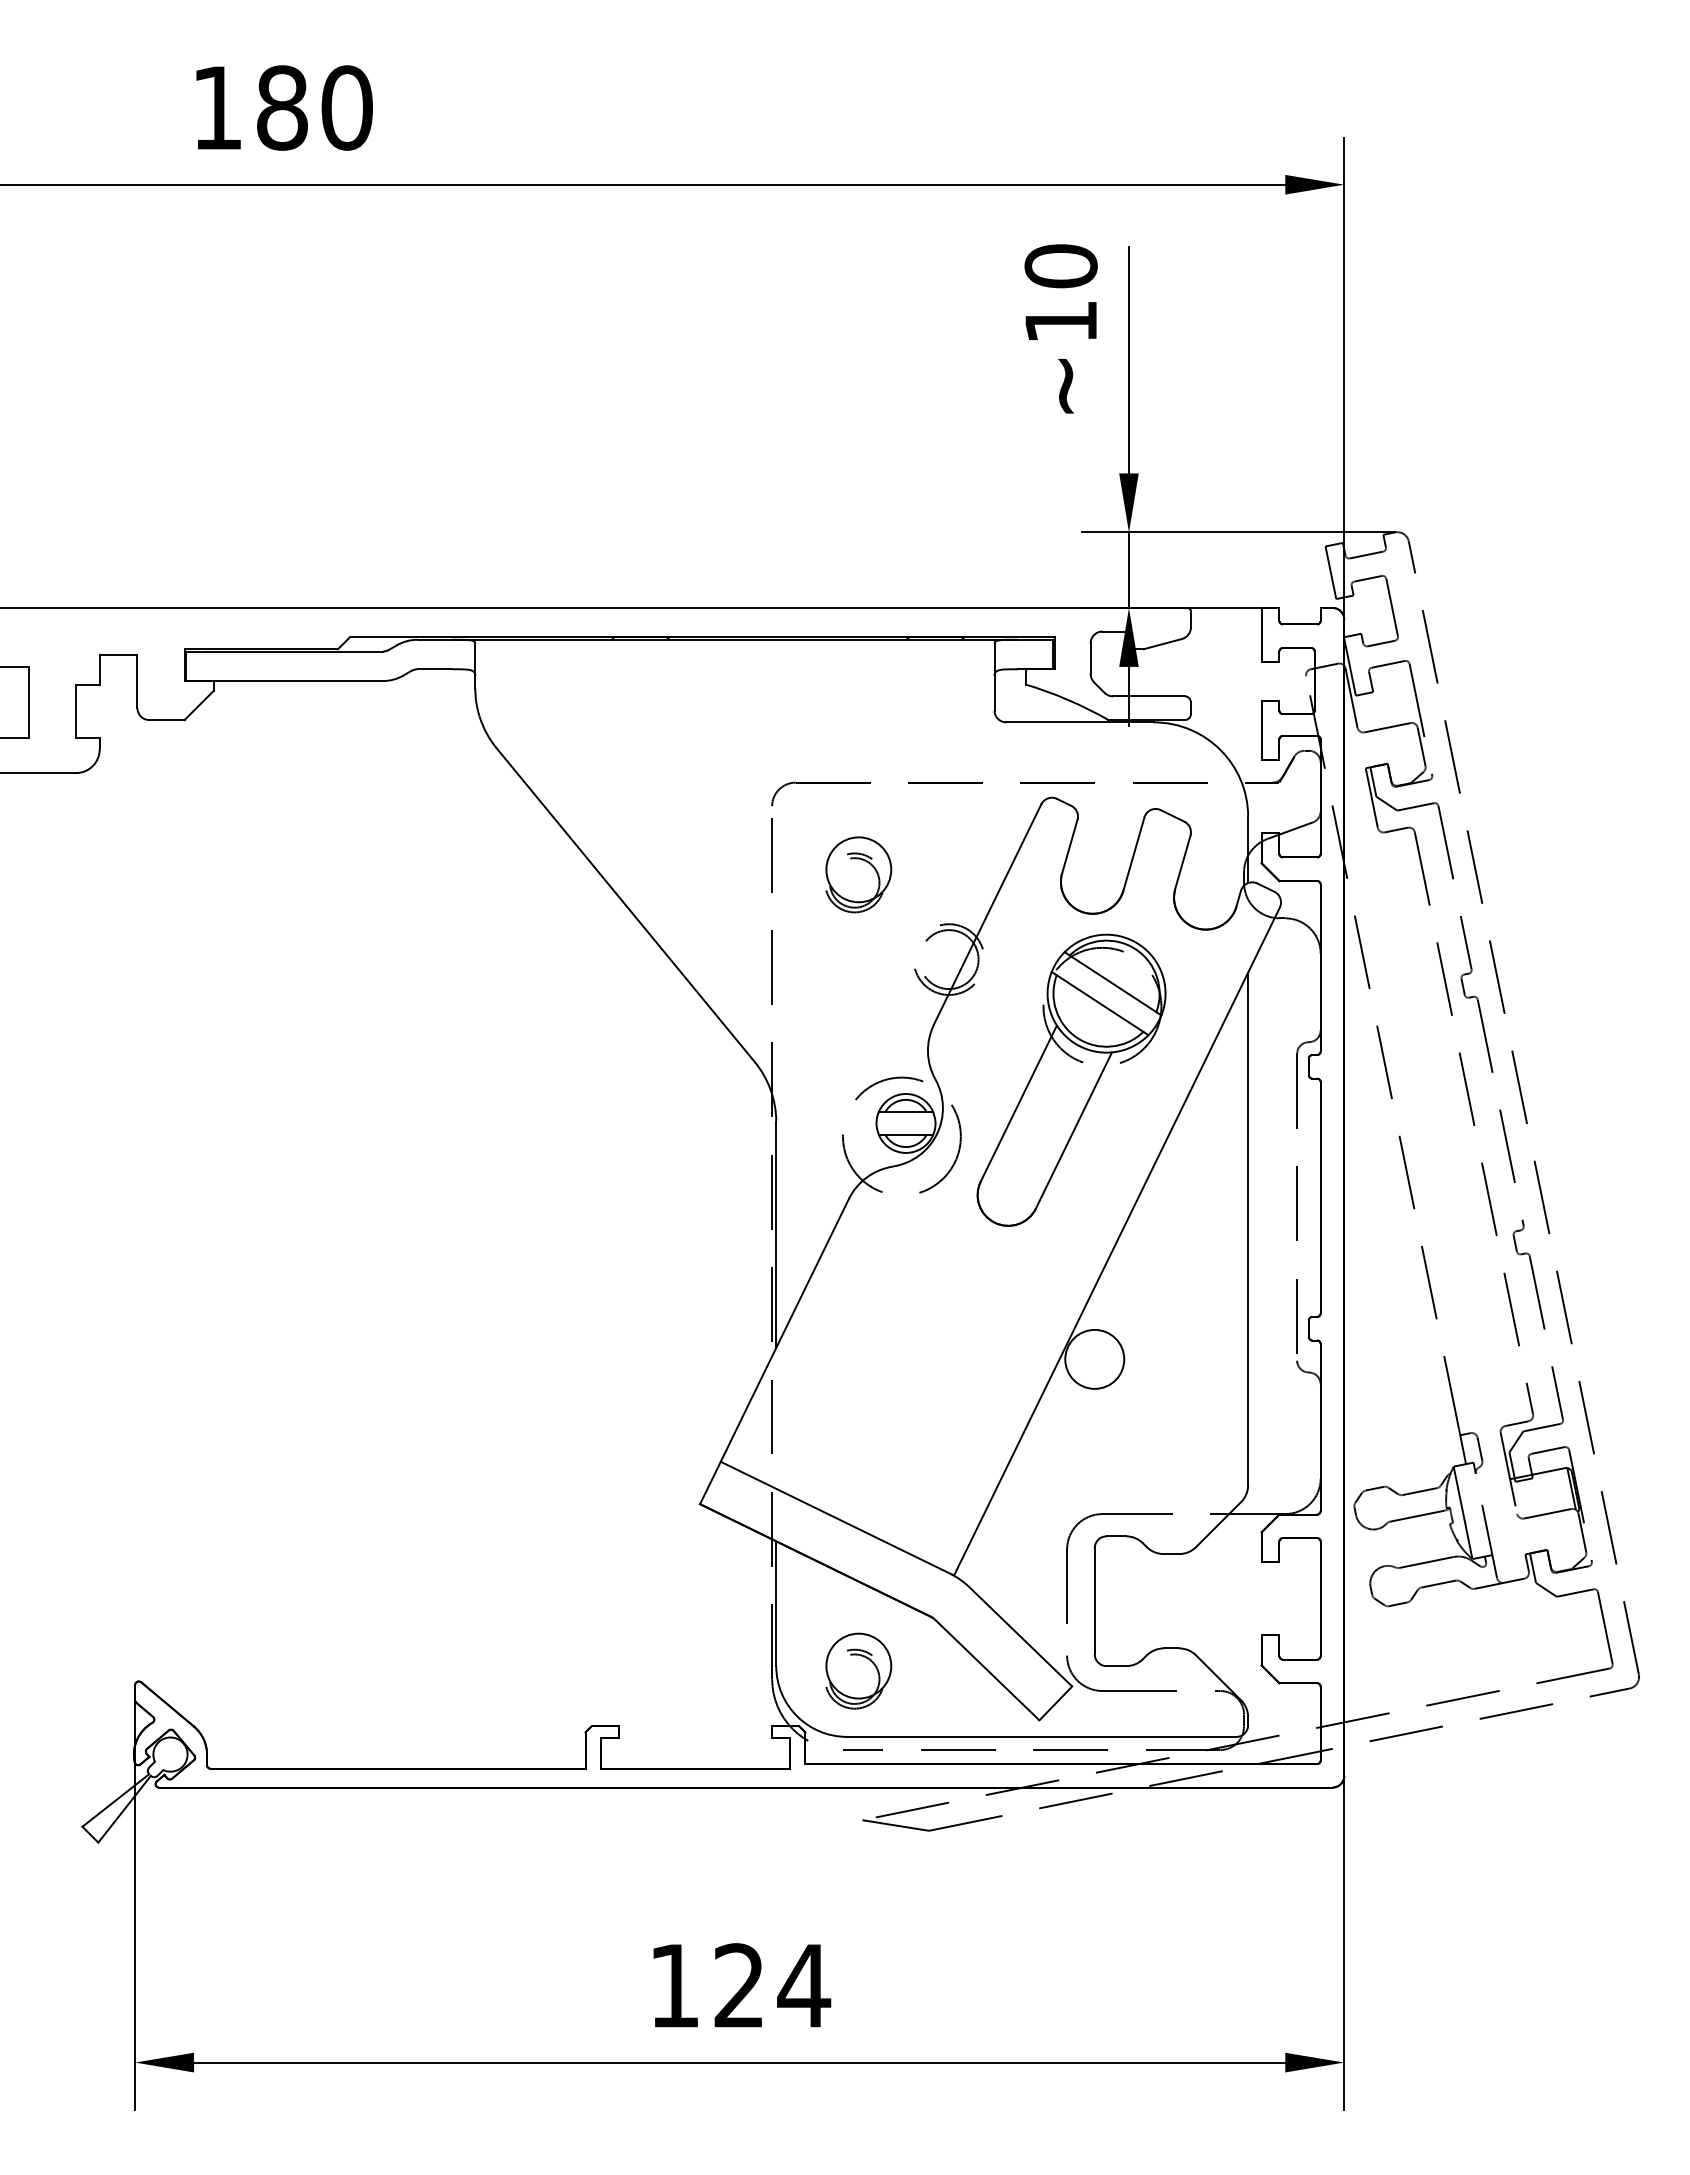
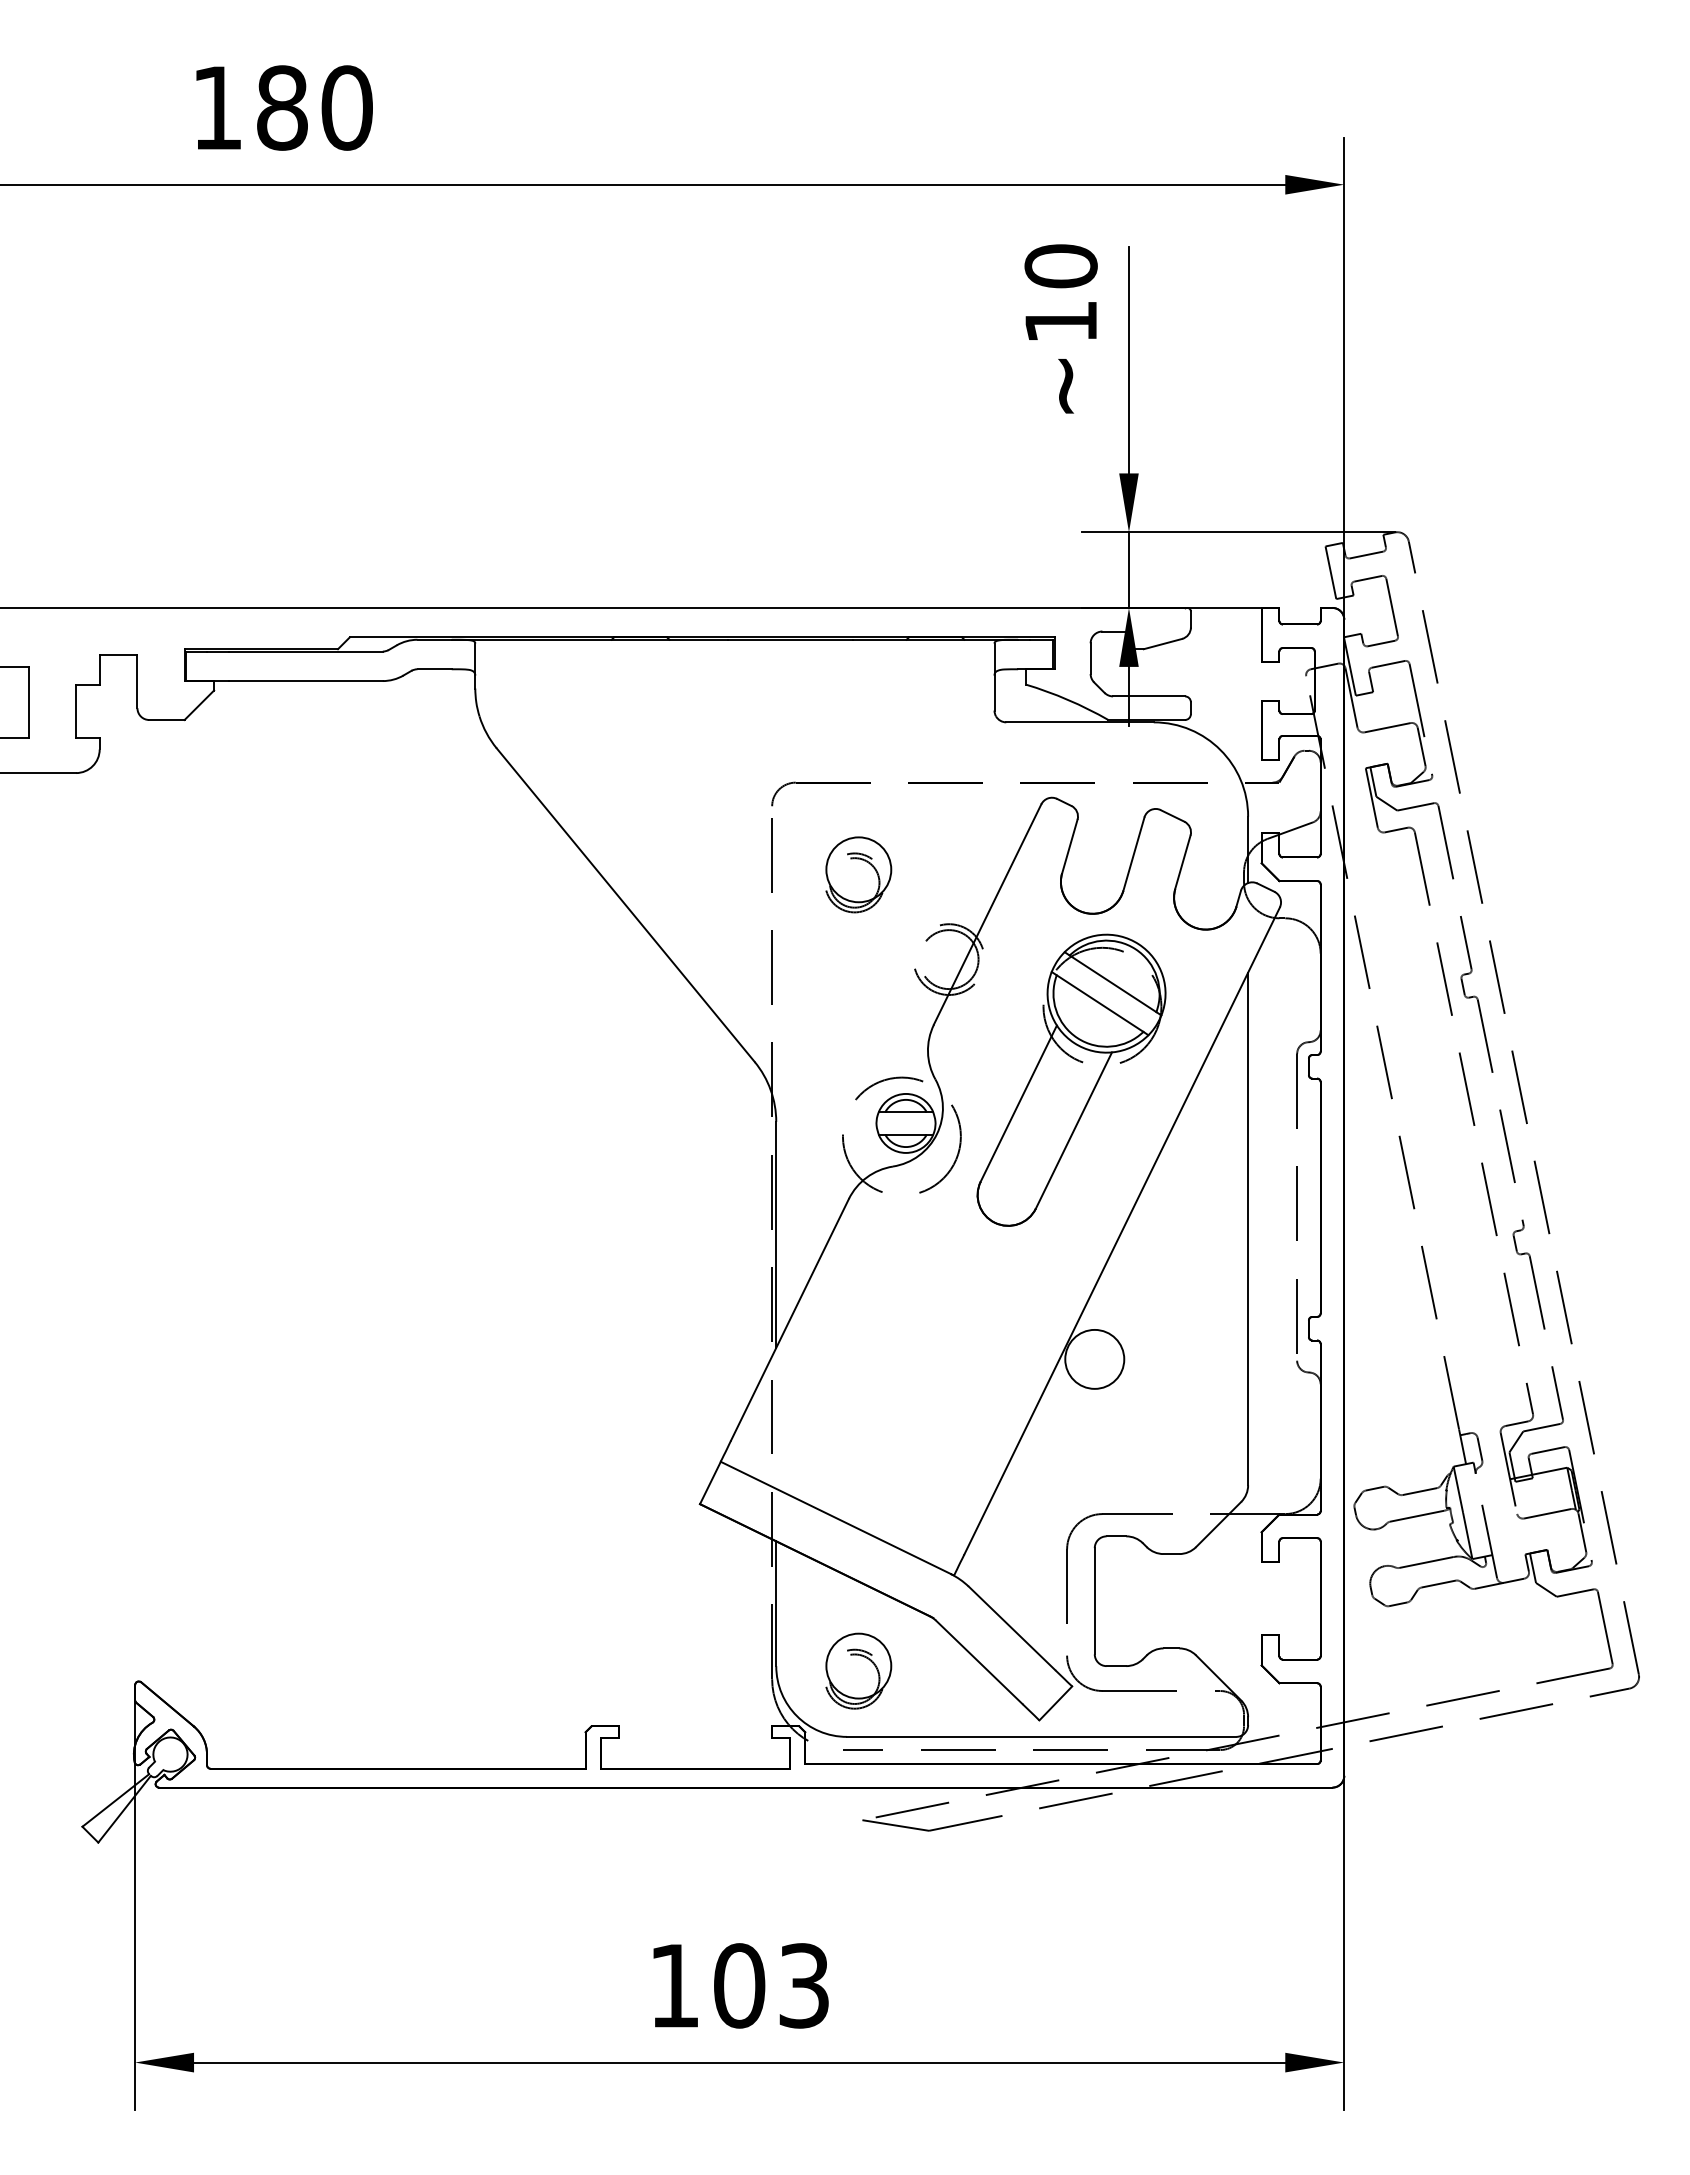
text: 124 -> 103 (772, 1985)
